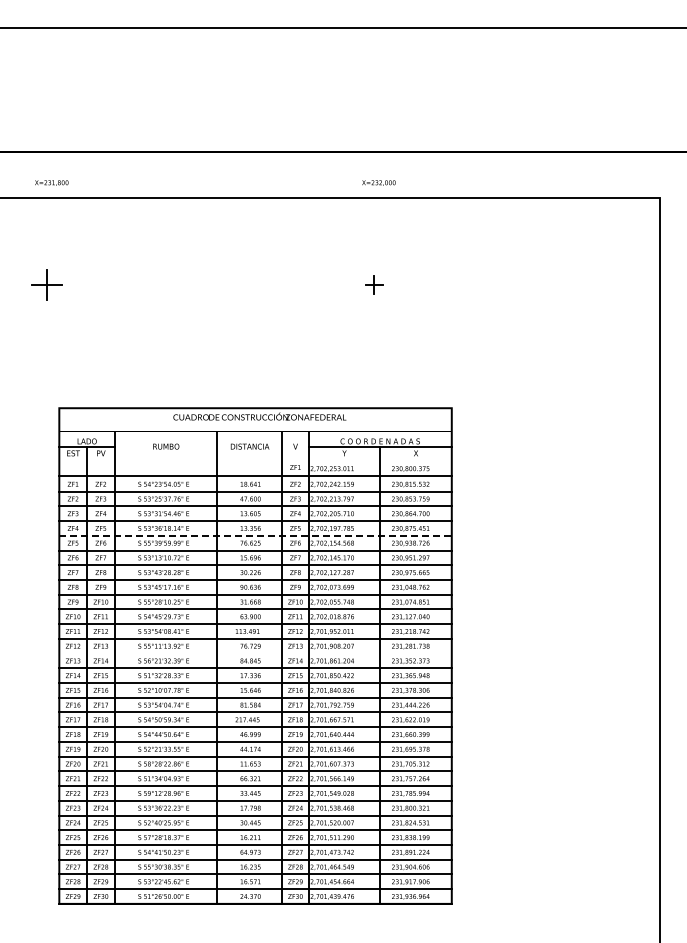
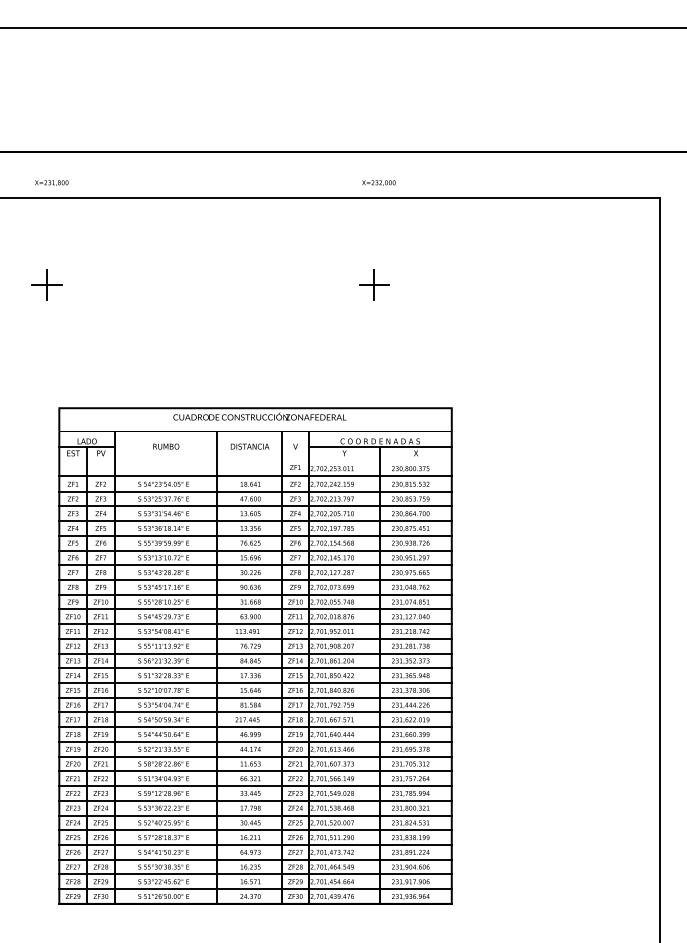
part size: 19x20 px -> 31x32 px (374, 284)
line: dashed -> solid (256, 535)
line: none -> present (255, 653)
